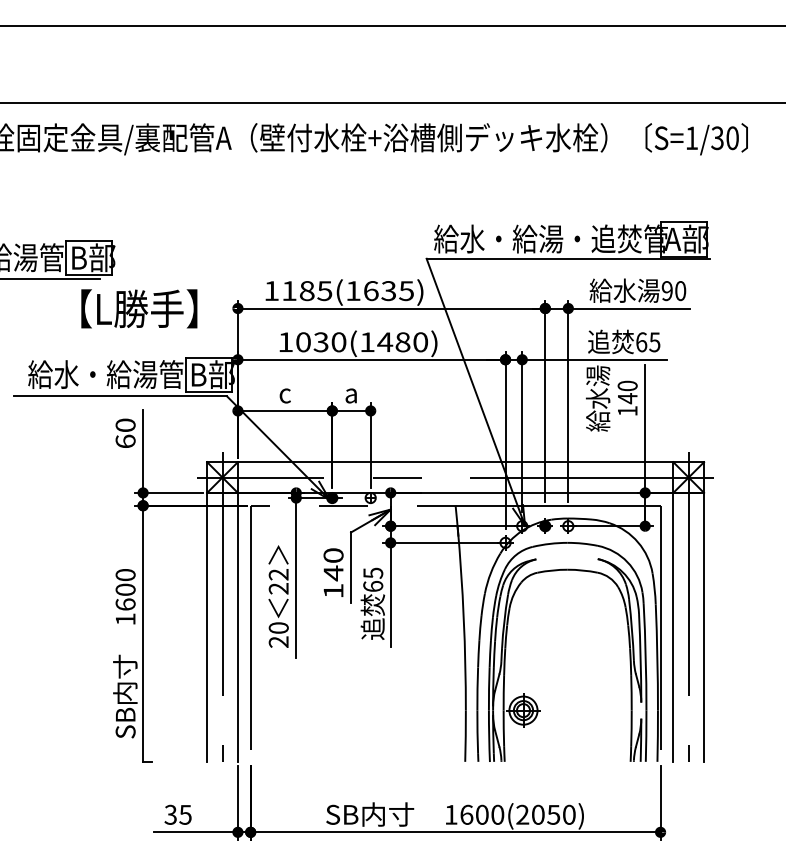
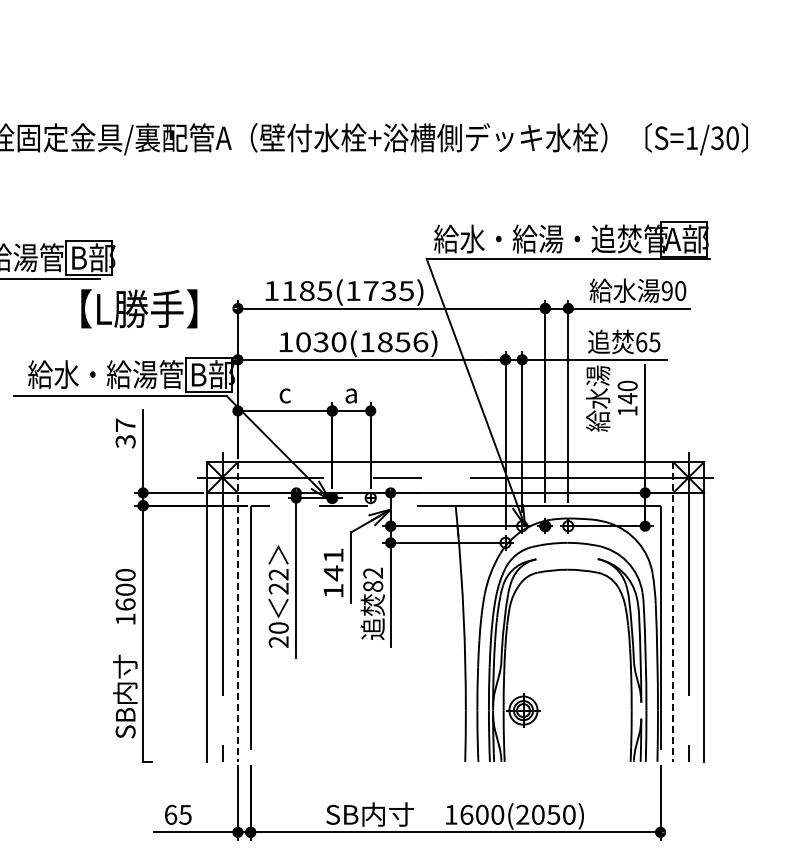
line: present -> none (392, 25)
line: present -> none (392, 102)
text: 1185(1635) -> 1185(1735) (371, 291)
text: 1030(1480) -> 1030(1856) (402, 342)
text: 60 -> 37 (125, 433)
text: 140 -> 141 (333, 555)
text: 65 -> 82 (373, 579)
line: solid -> dashed (237, 612)
line: solid -> dashed (673, 612)
text: 35 -> 65 (170, 814)
